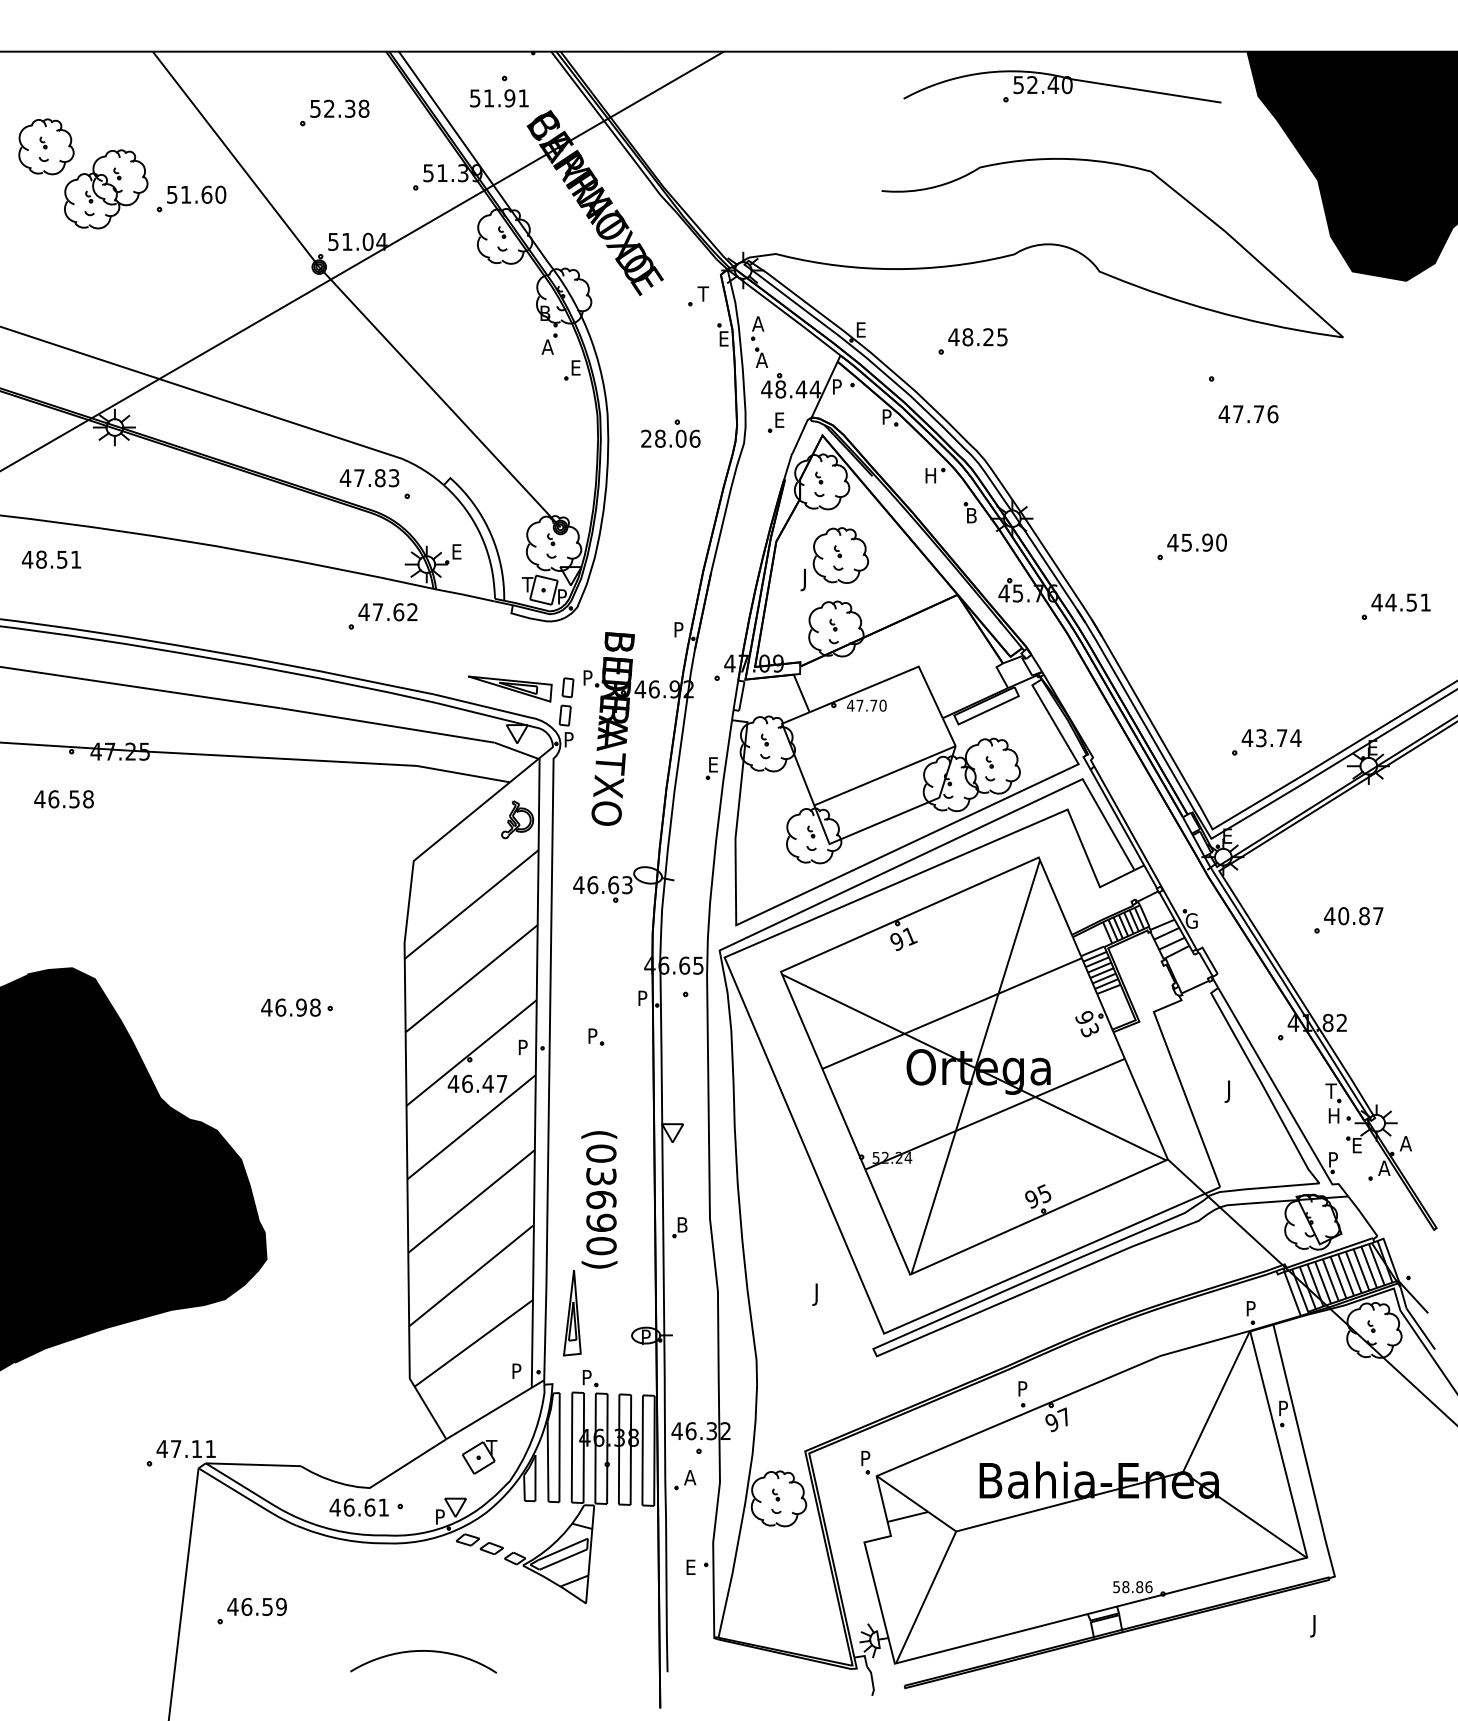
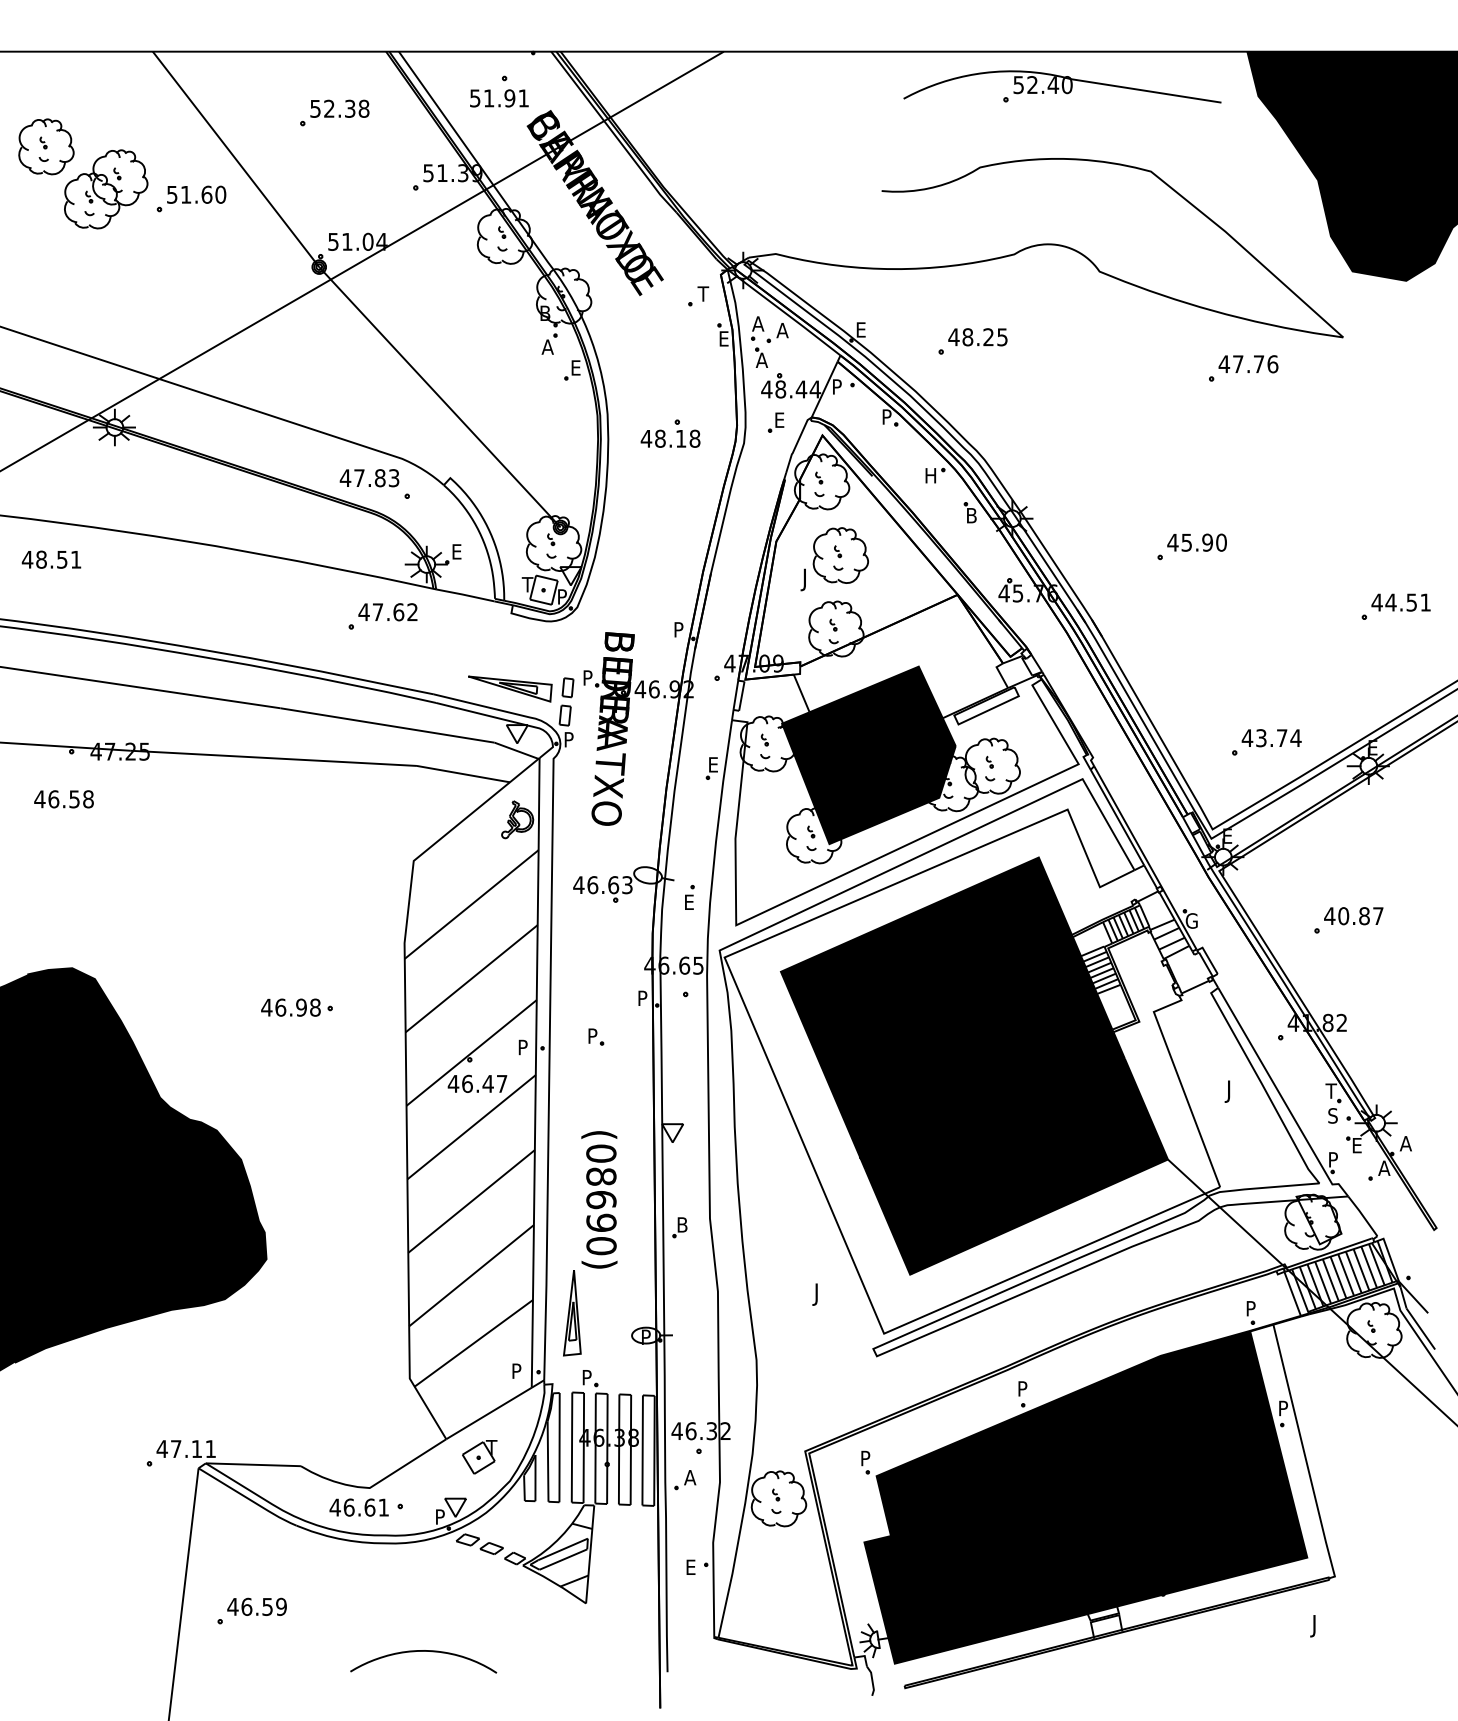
part: none -> present (777, 332)
text position: (1248, 414) -> (1248, 364) (1248, 364)
text: 28.06 -> 48.18 (670, 438)
fill: none -> present (868, 755)
part: none -> present (689, 897)
fill: none -> present (973, 1065)
text: H -> S (1333, 1115)
text: (03690) -> (08690) (601, 1176)
fill: none -> present (1085, 1496)
